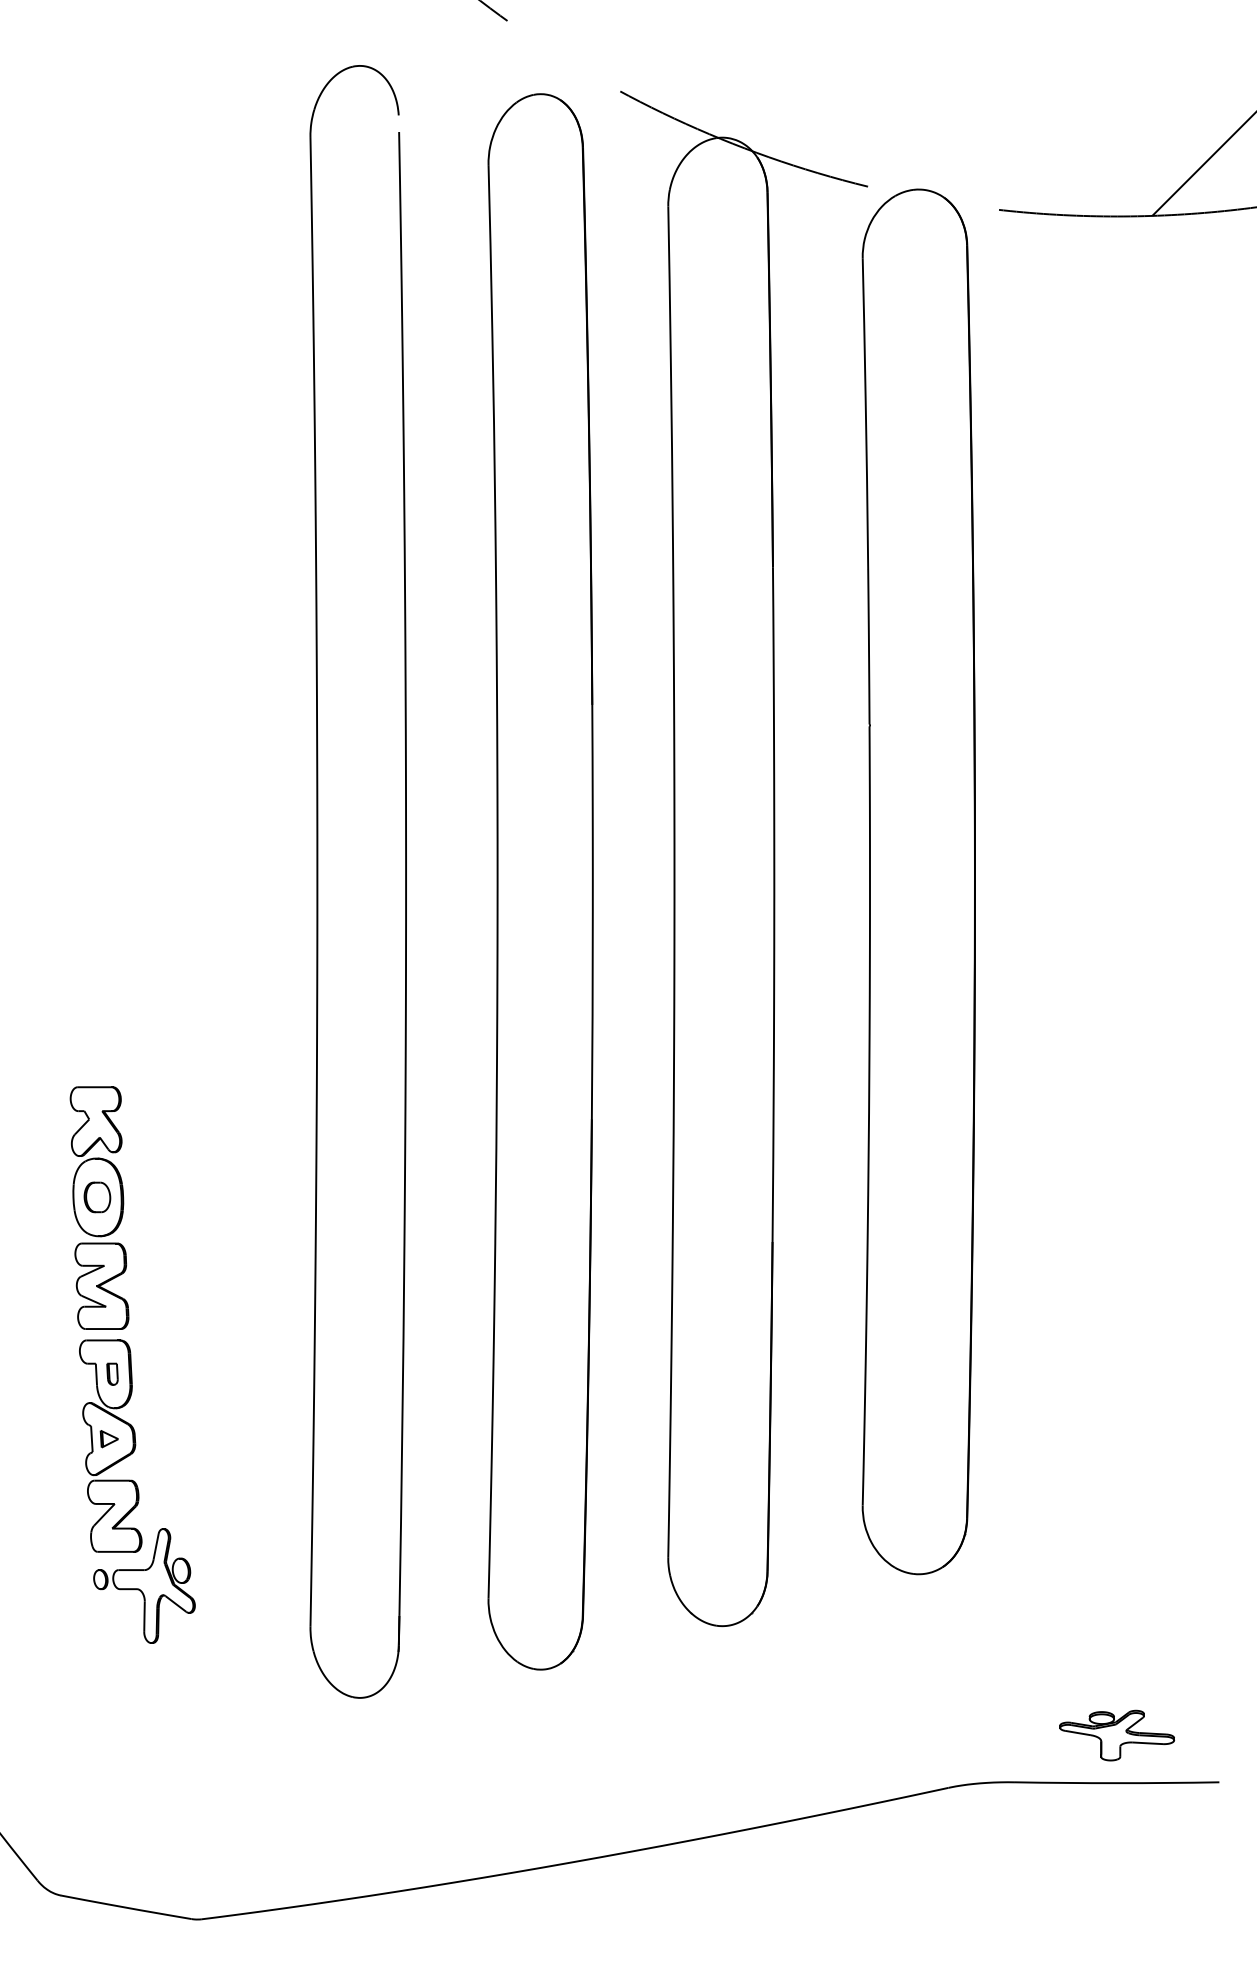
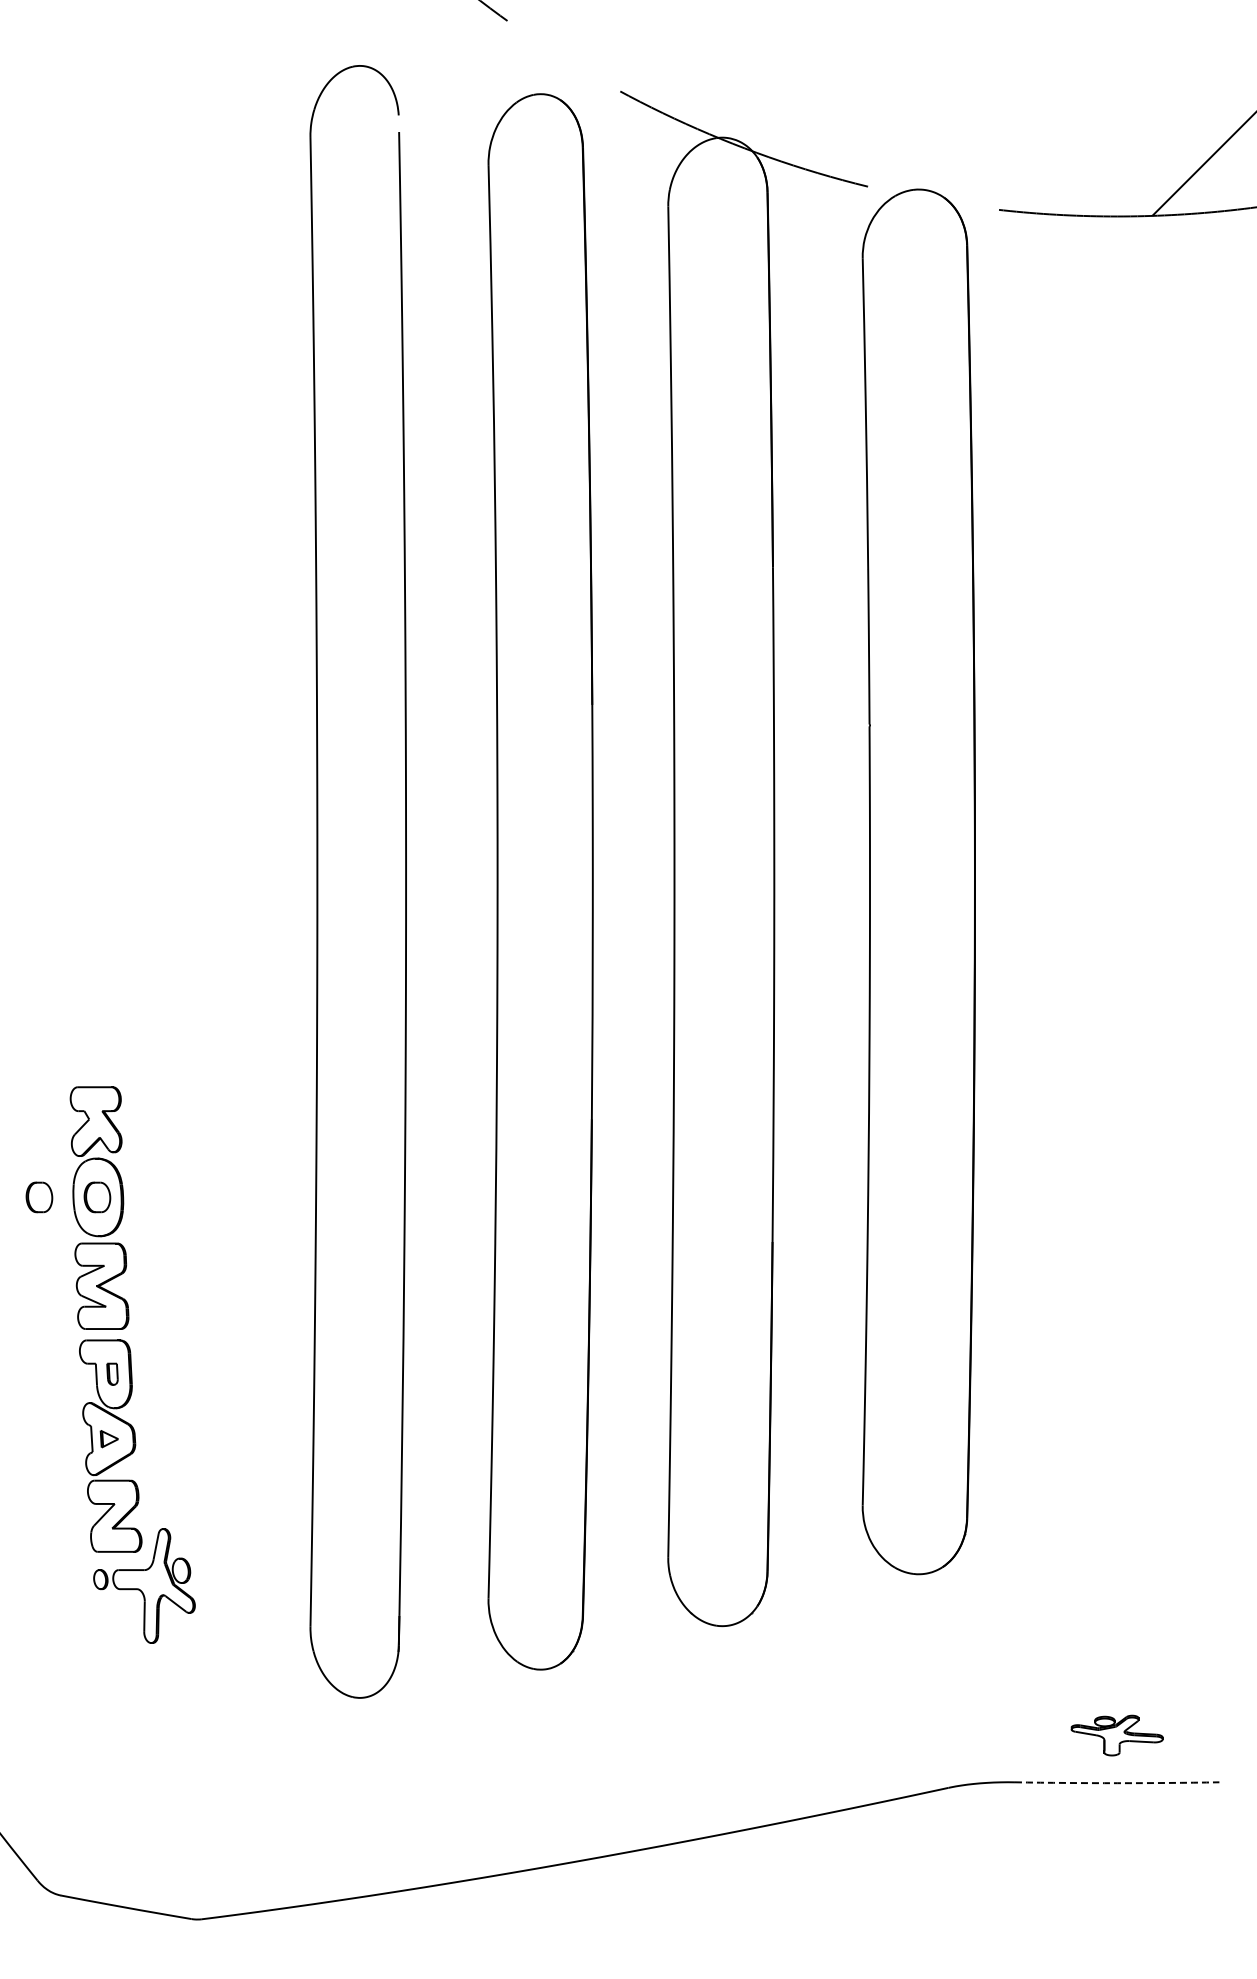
part: none -> present (39, 1197)
part size: 116x53 px -> 94x43 px (1116, 1735)
arc: solid -> dashed (1117, 1783)
